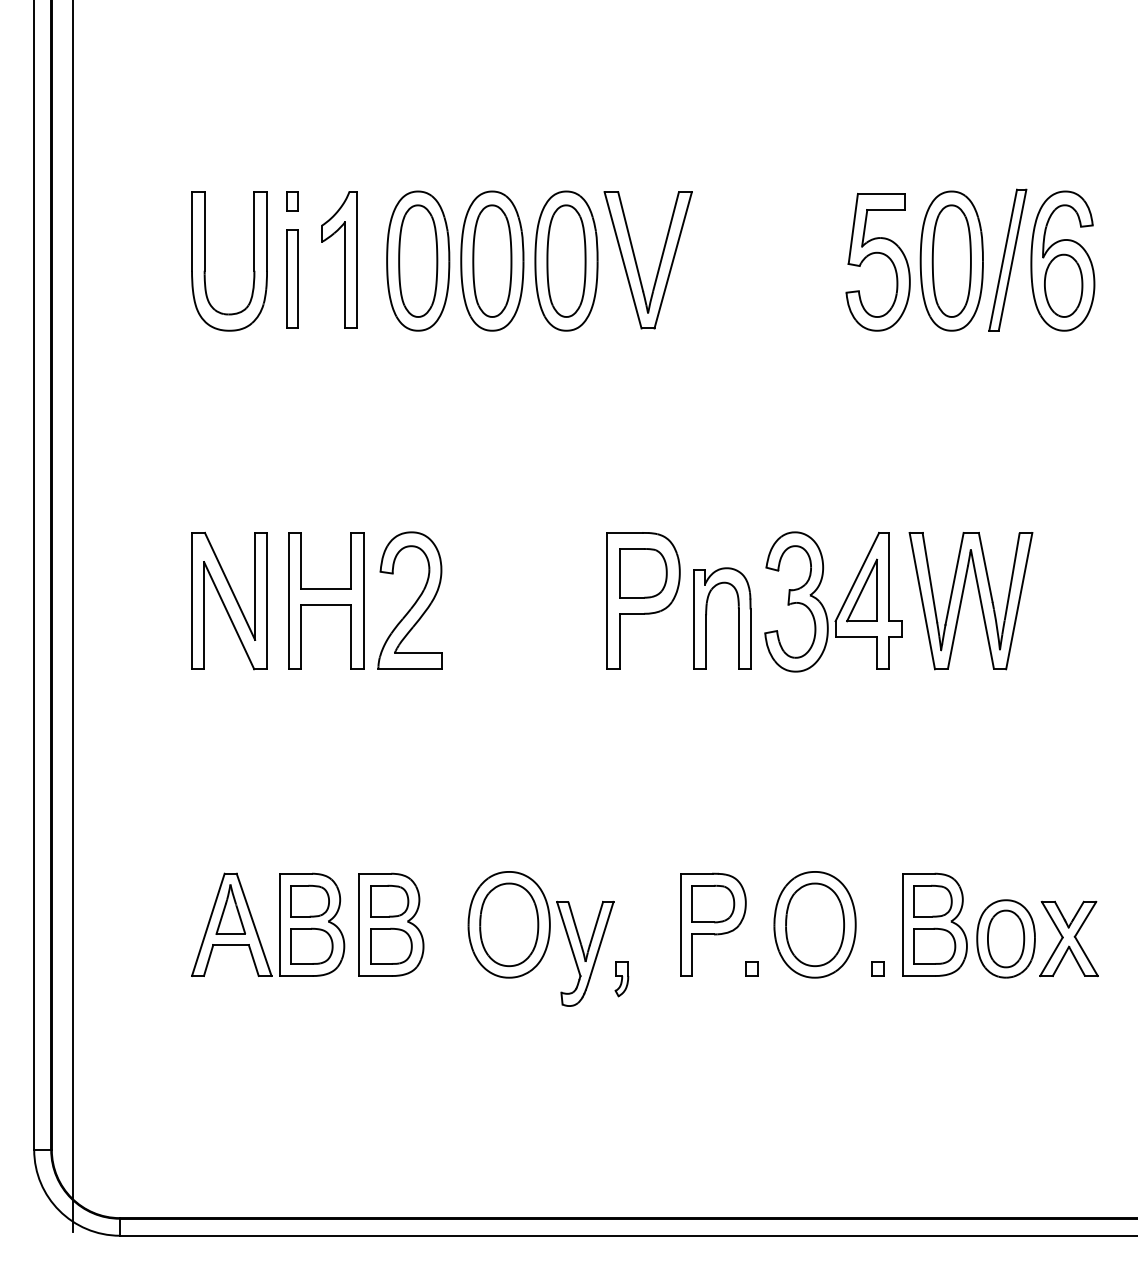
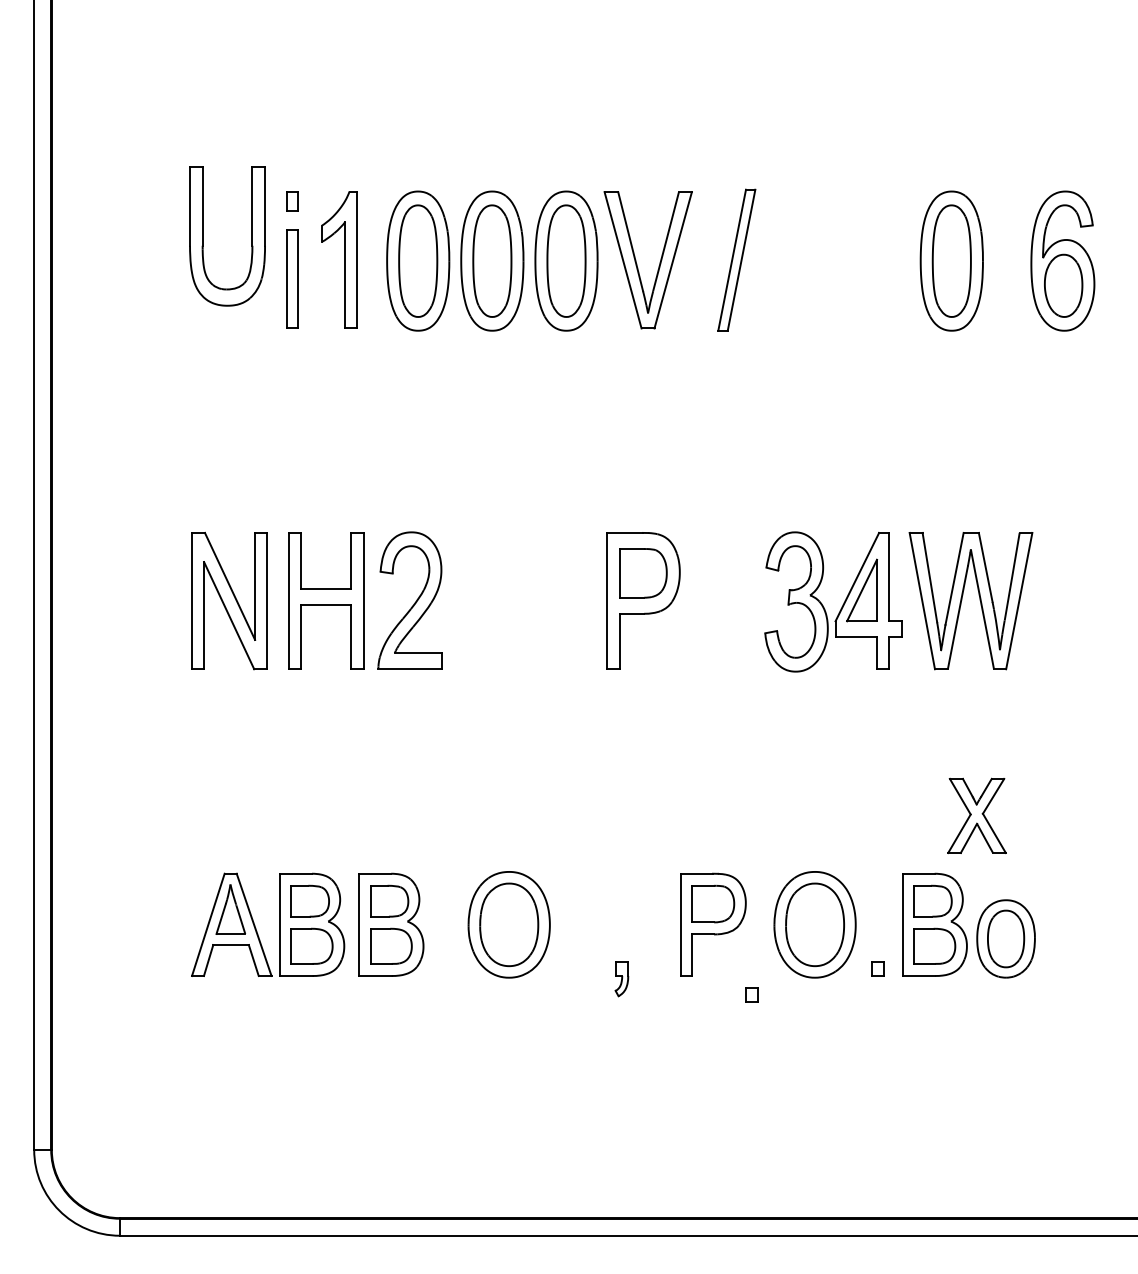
part: present -> none (880, 254)
part position: (1007, 259) -> (736, 259) (736, 259)
part position: (205, 261) -> (203, 236) (203, 236)
line: present -> none (73, 616)
part: present -> none (706, 618)
part position: (1068, 938) -> (976, 815) (976, 815)
part: present -> none (585, 953)
part position: (751, 968) -> (751, 994) (751, 994)
